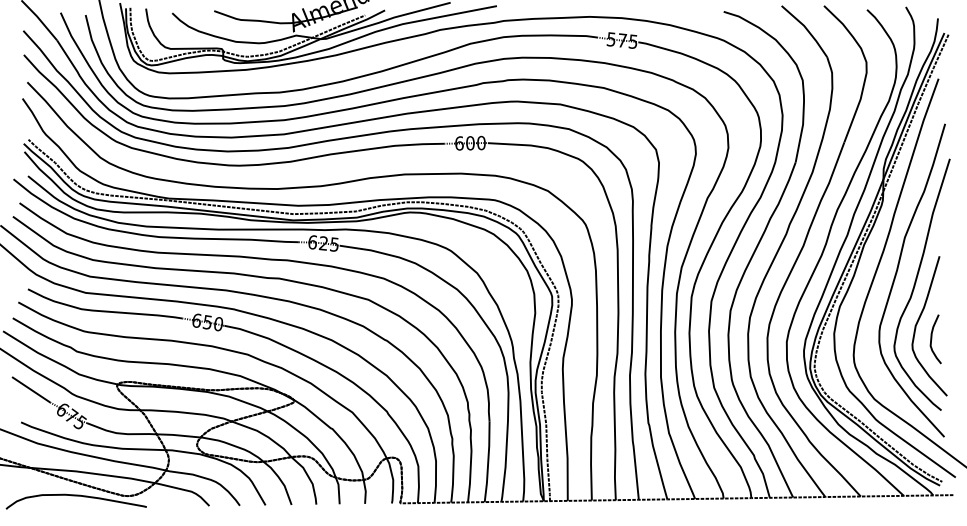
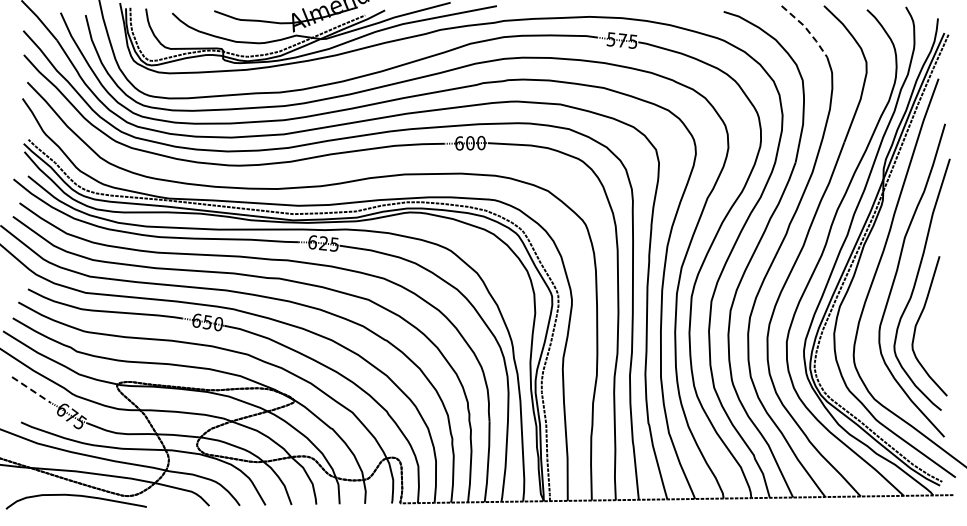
line: solid -> dashed (807, 29)
curve: present -> none (932, 339)
line: solid -> dashed (31, 390)
